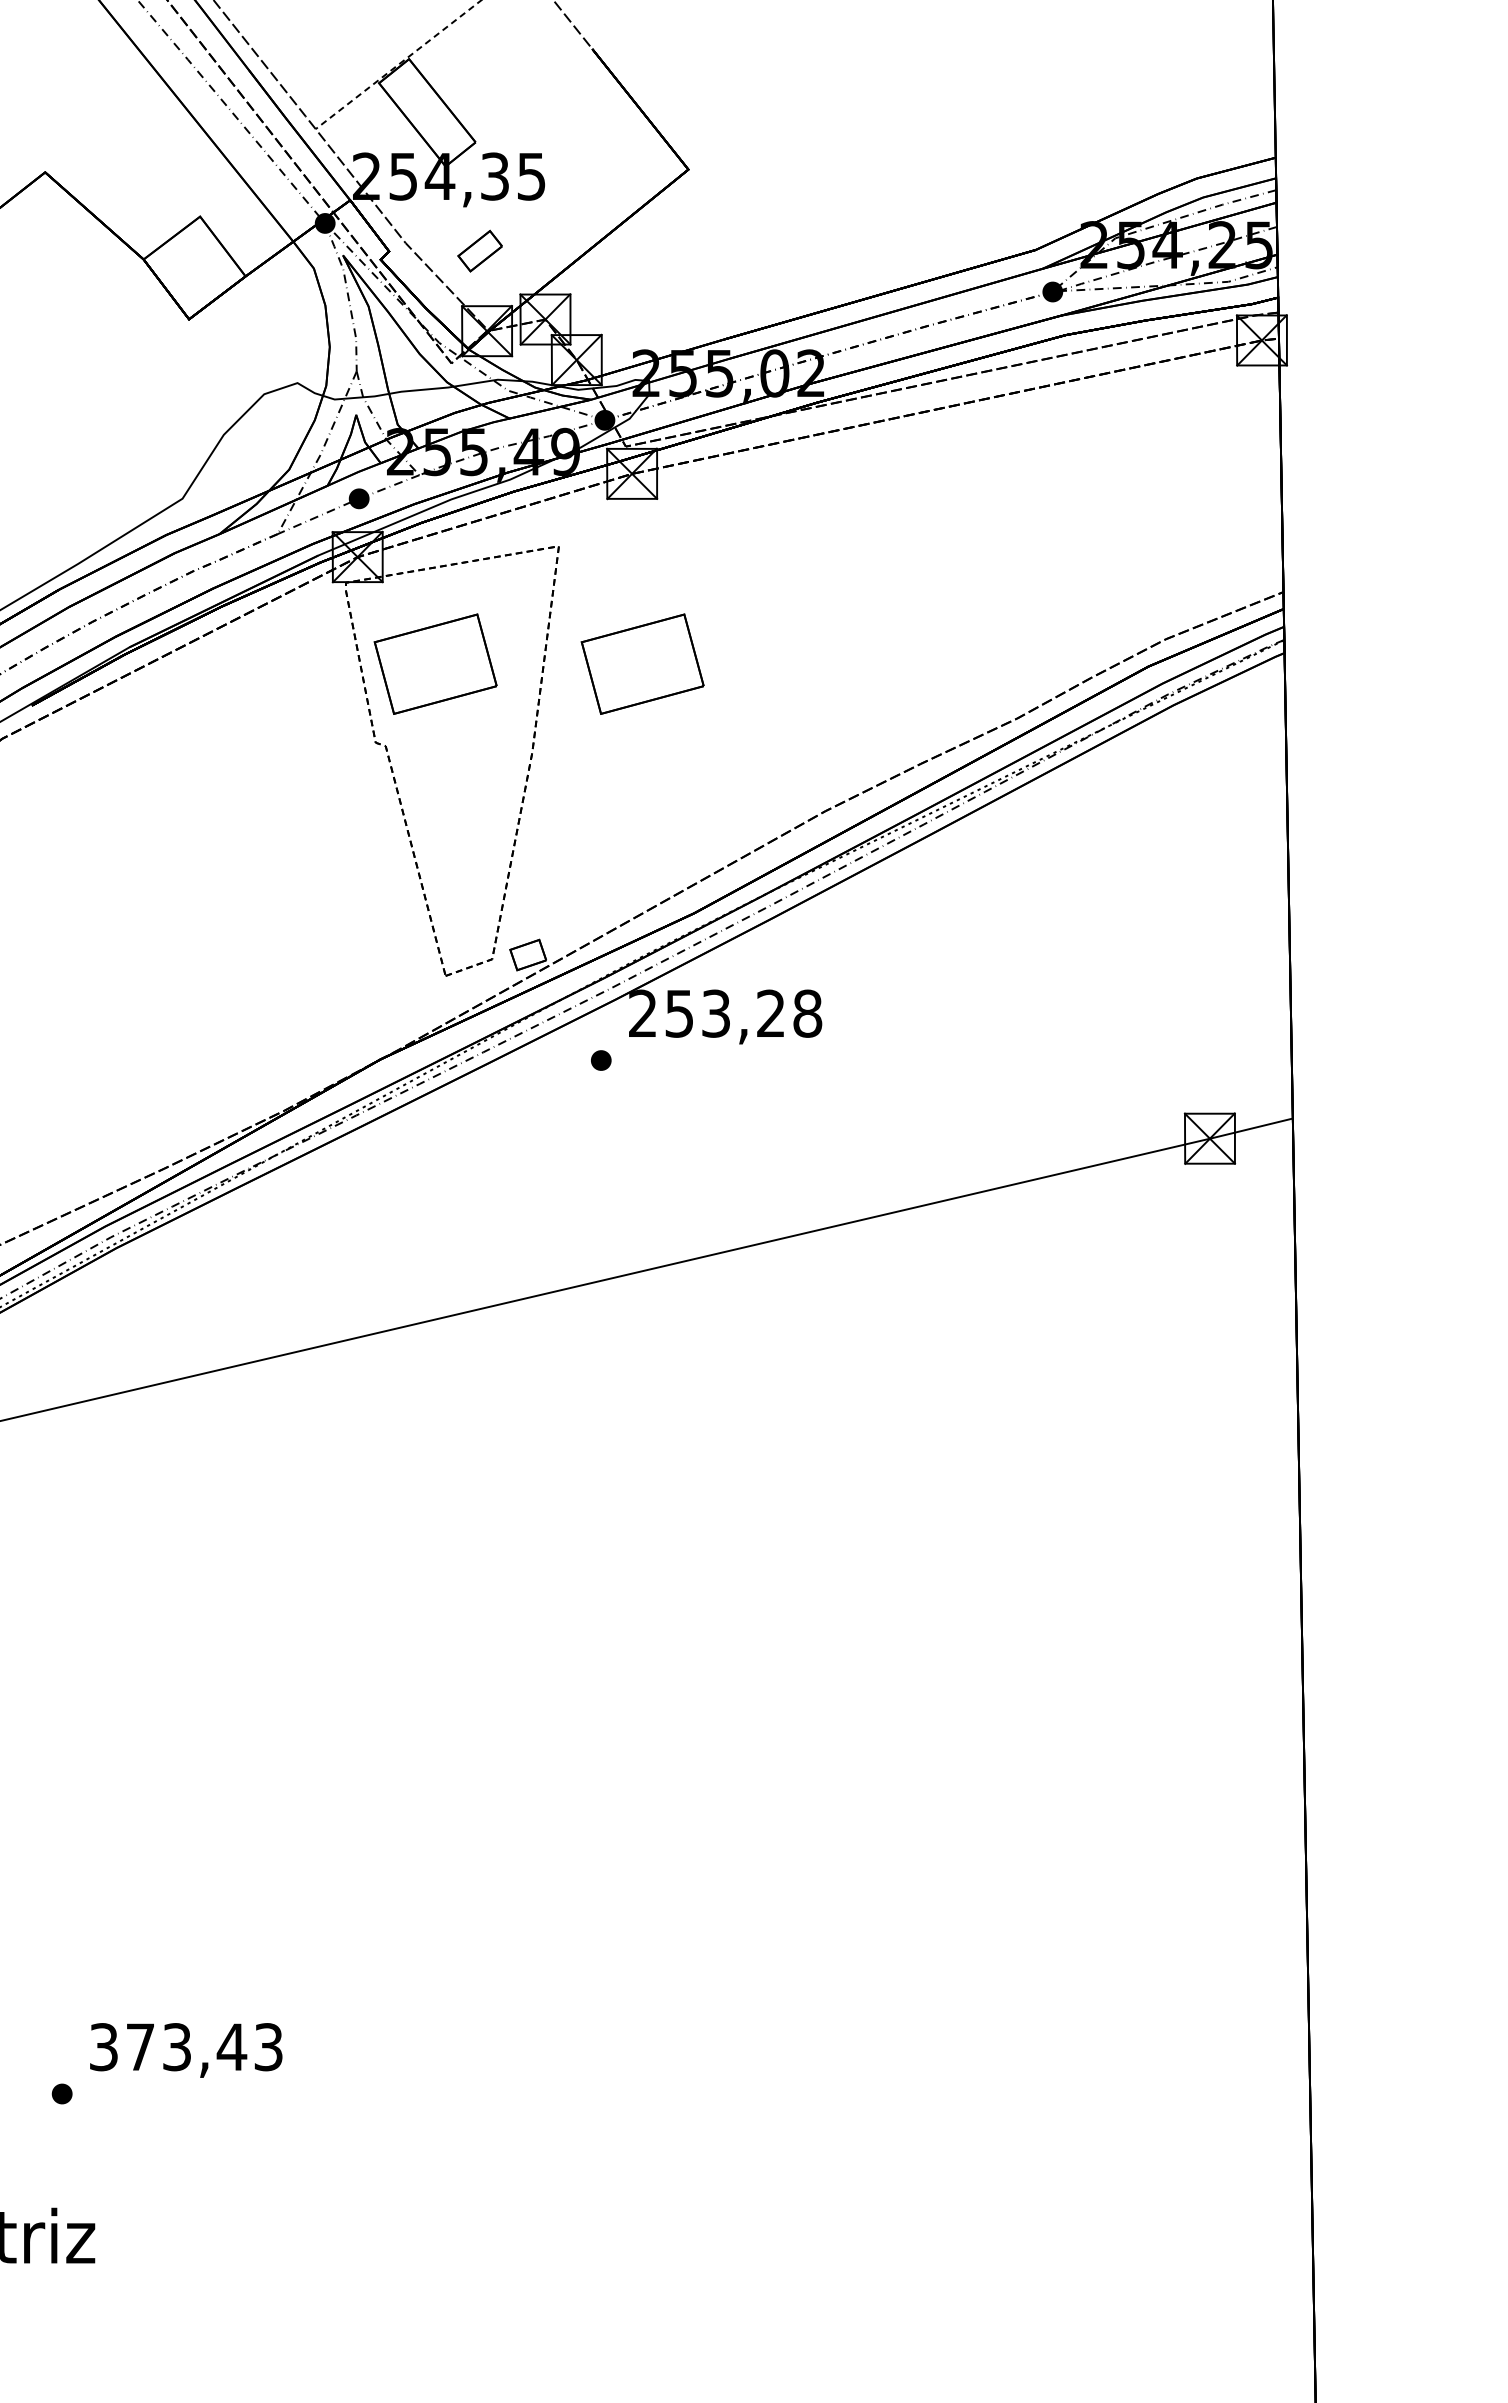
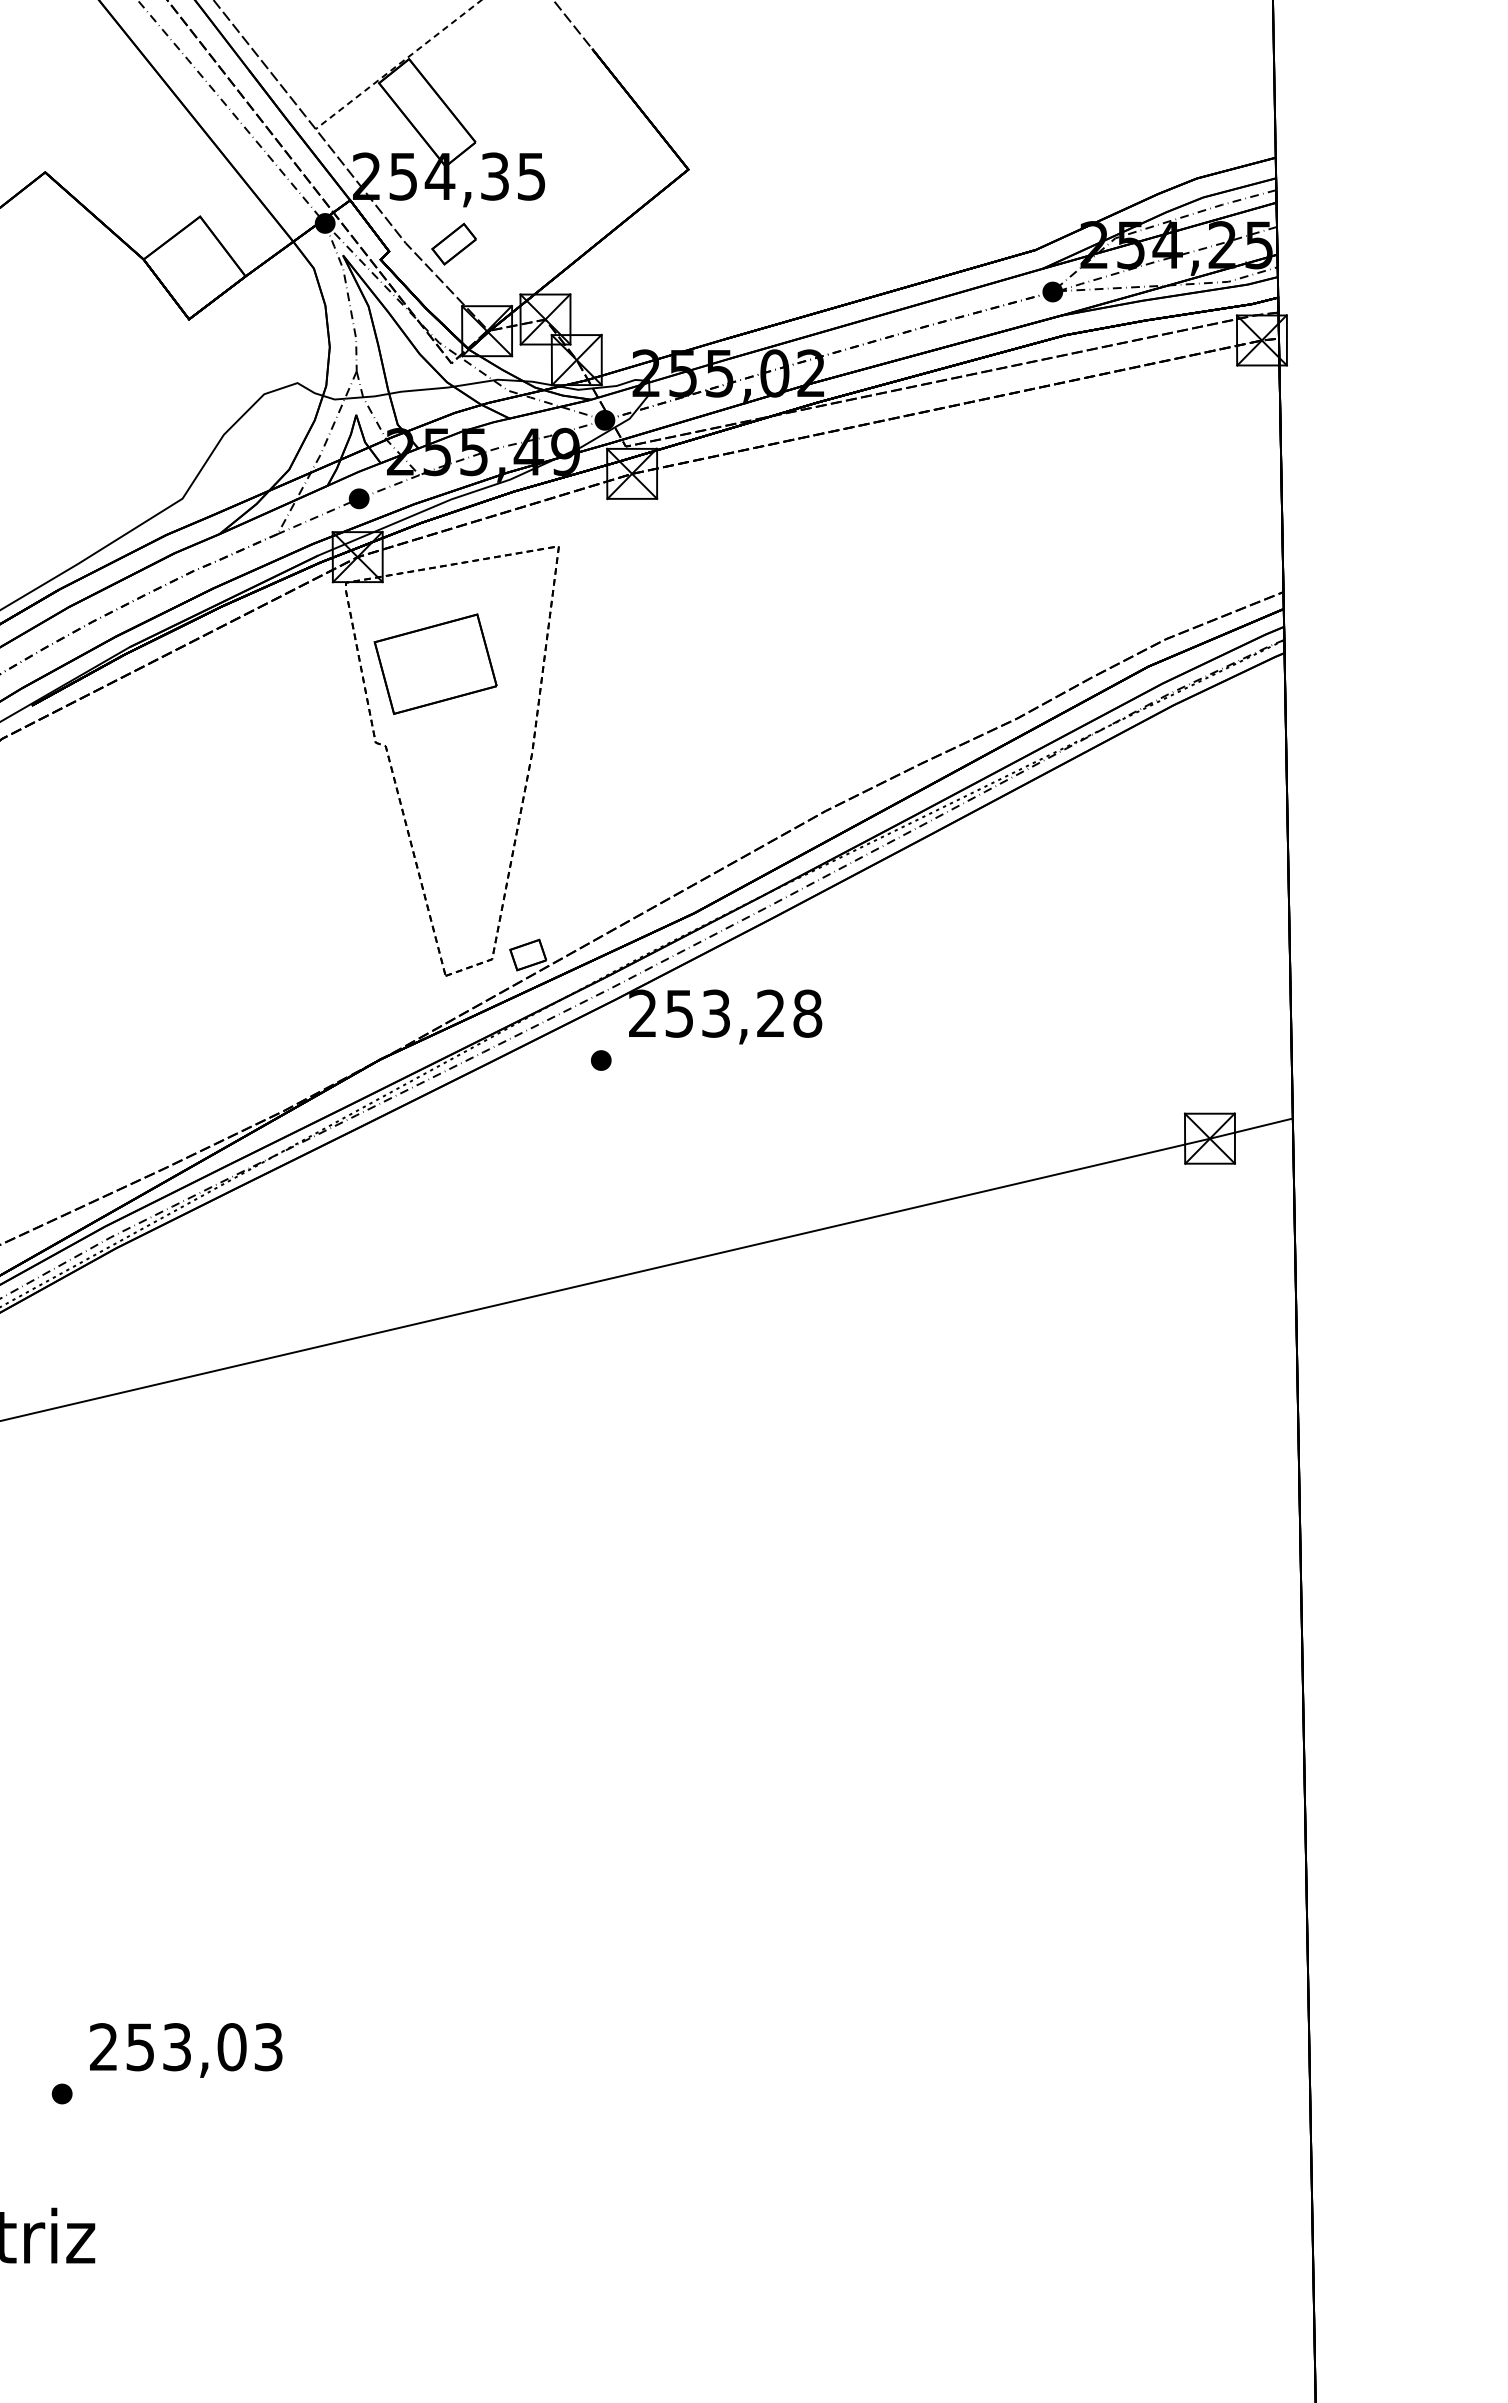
part position: (479, 250) -> (453, 243) (453, 243)
part: present -> none (642, 663)
text: 373,43 -> 253,03 (168, 2047)
